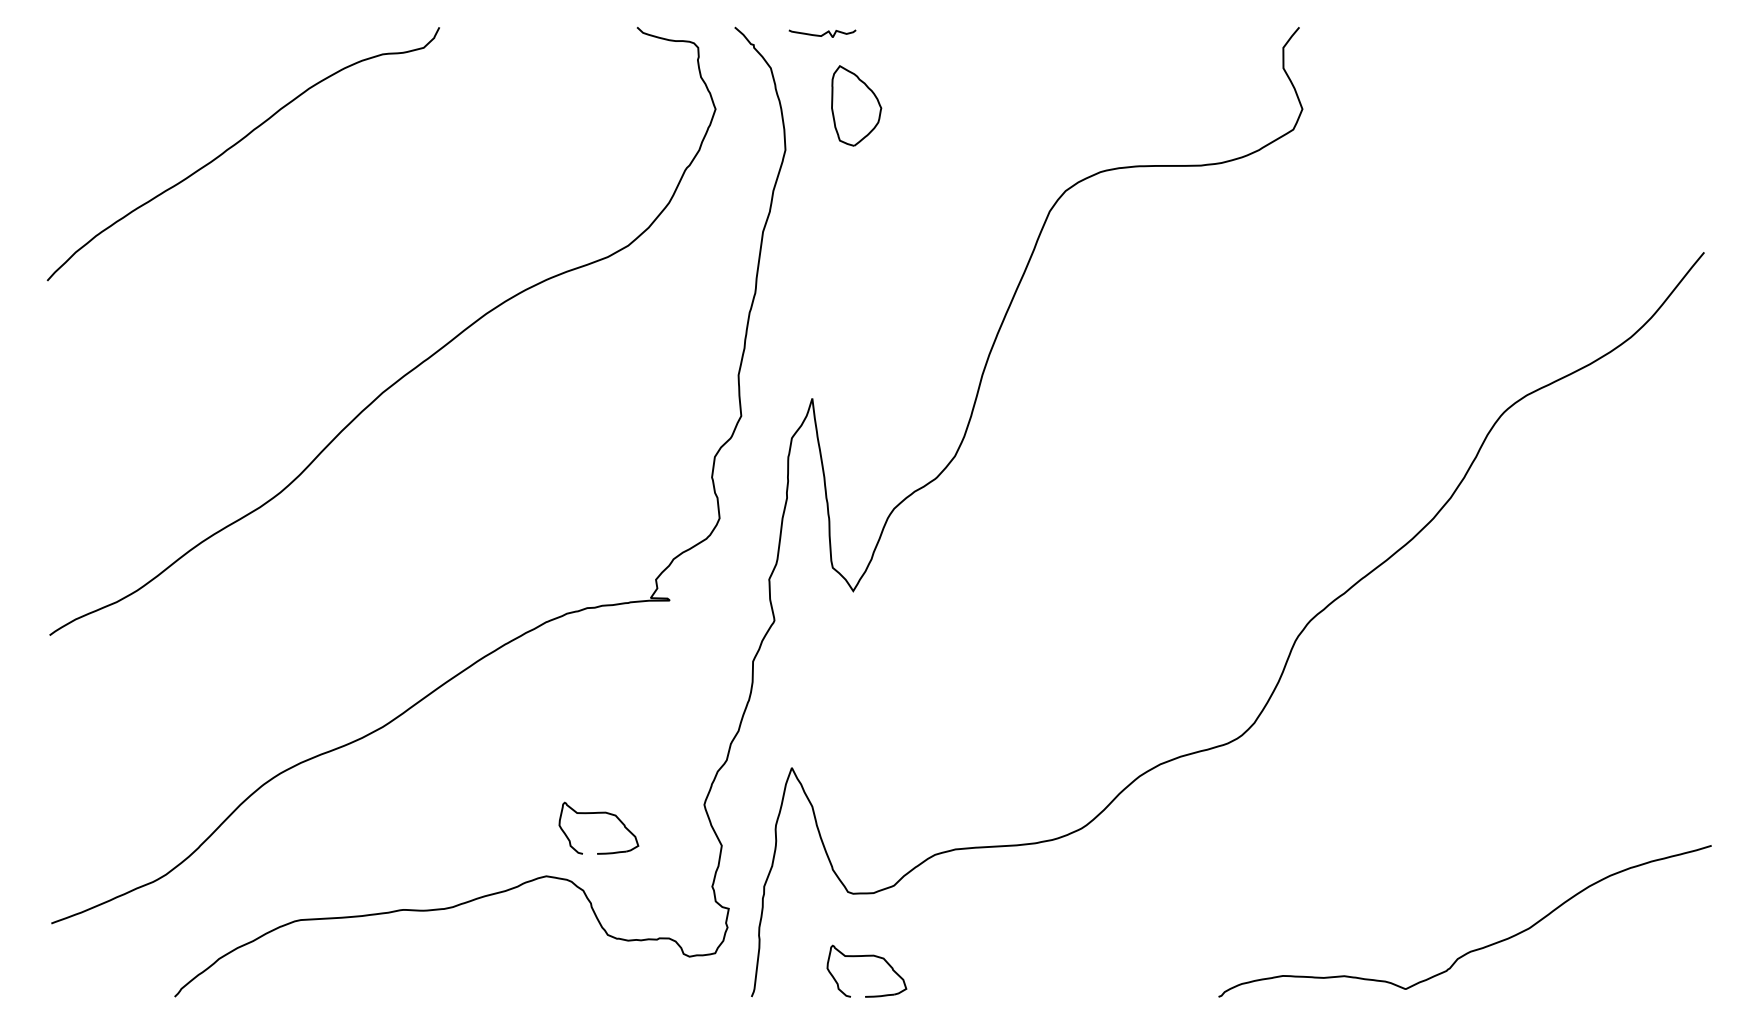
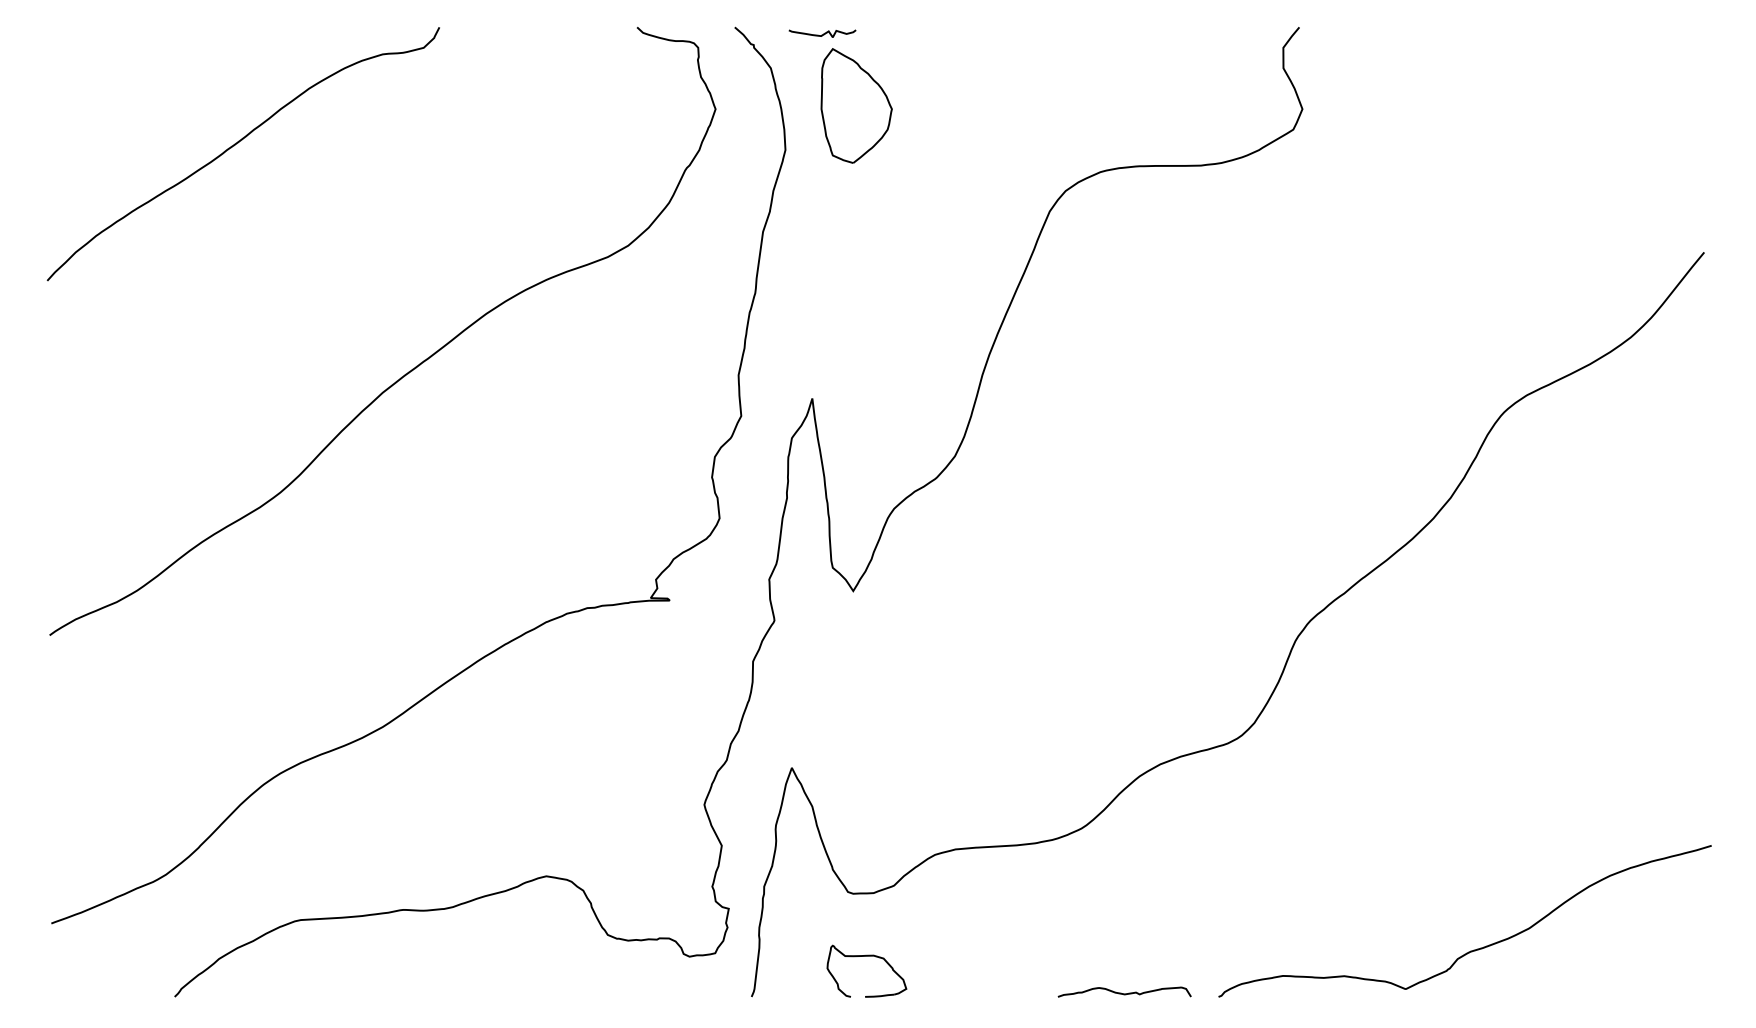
part size: 52x82 px -> 73x116 px (856, 105)
part: present -> none (598, 813)
curve: none -> present (1124, 993)
